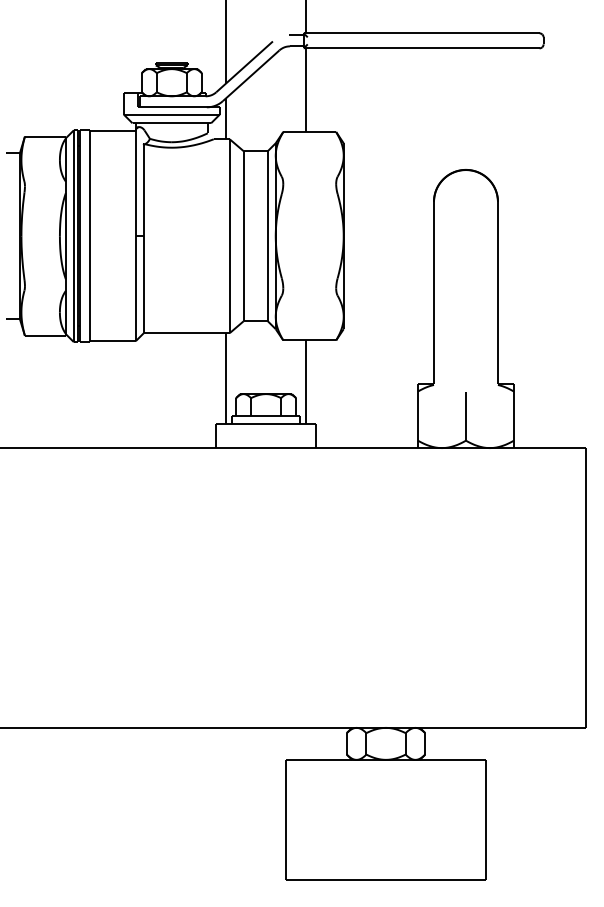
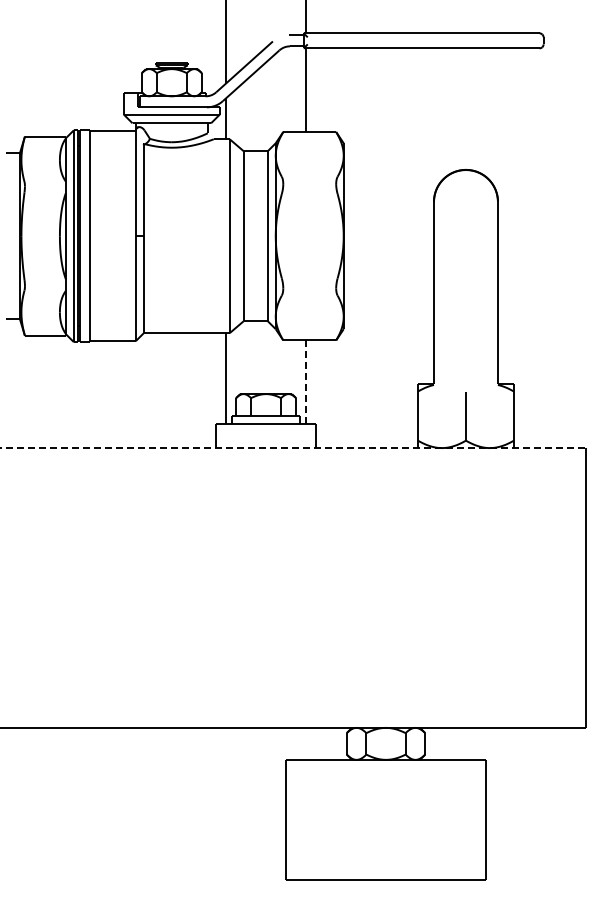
line: solid -> dashed (306, 382)
line: solid -> dashed (292, 448)
